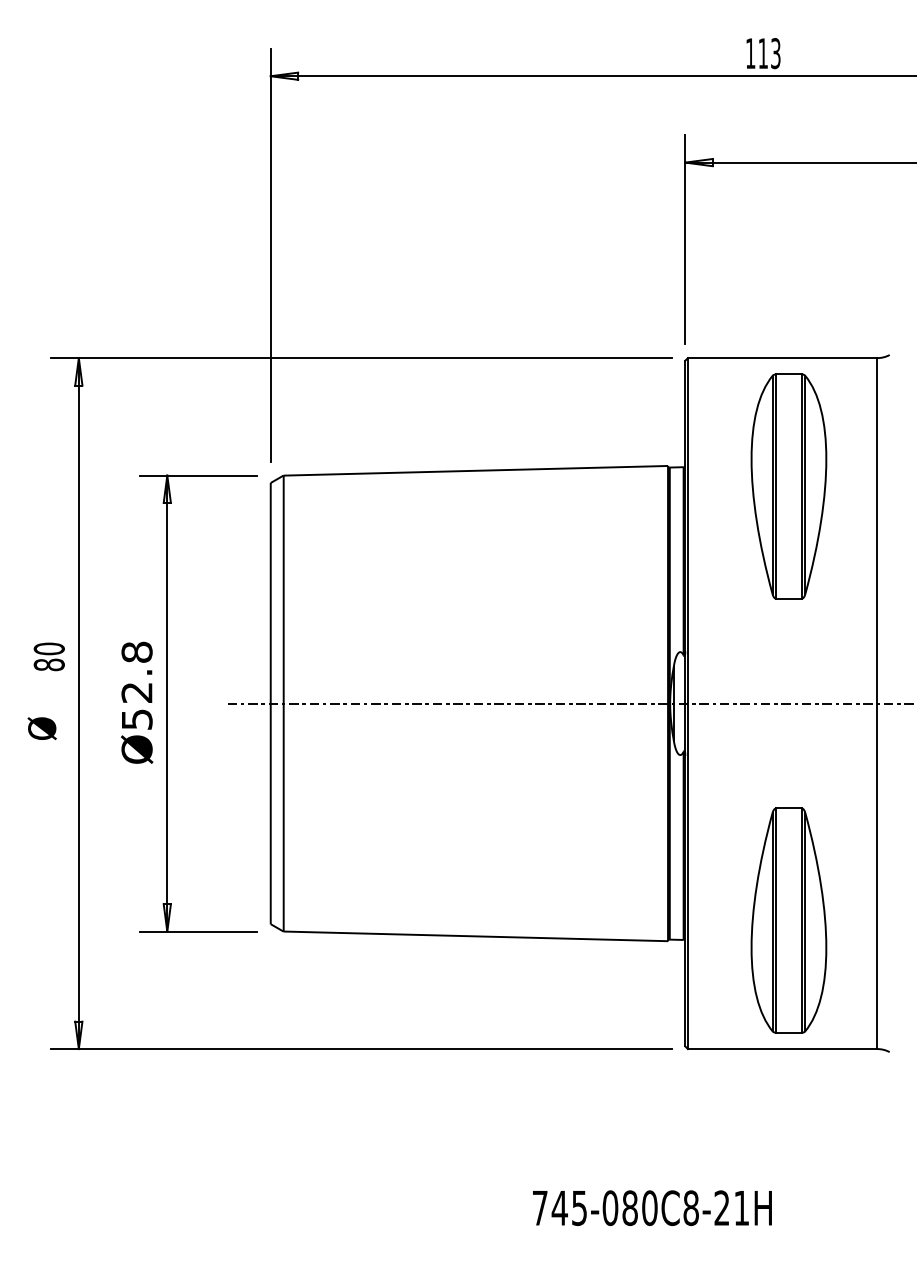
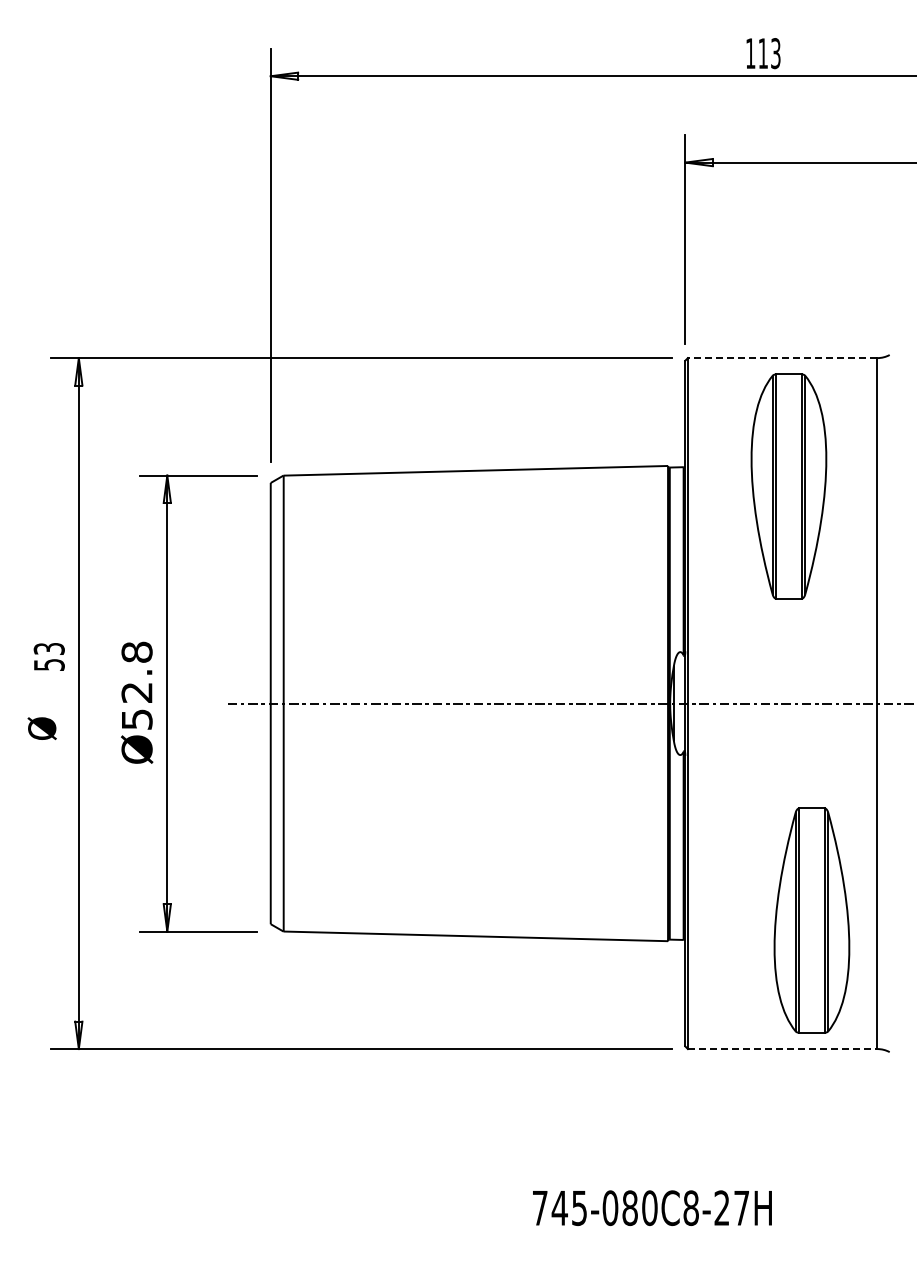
line: solid -> dashed (782, 358)
text: 80 -> 53 (48, 656)
part position: (788, 920) -> (811, 920) (811, 920)
line: solid -> dashed (782, 1049)
text: 745-080C8-21H -> 745-080C8-27H (741, 1208)
